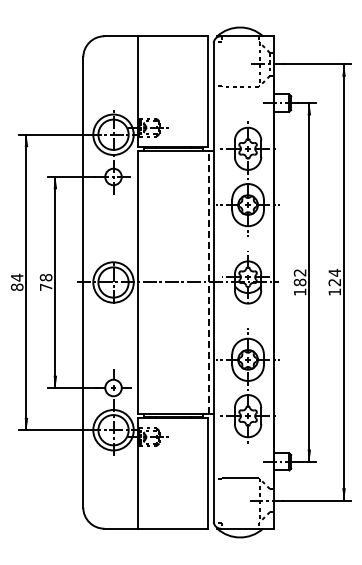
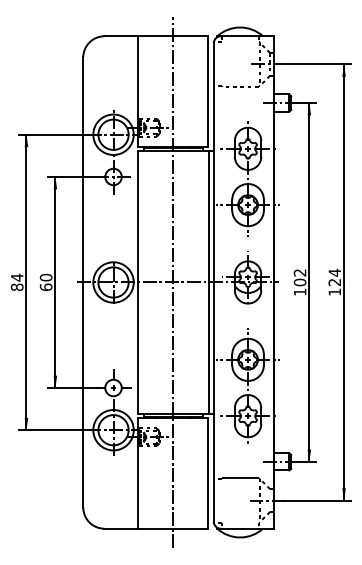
text: 78 -> 60 (45, 281)
line: none -> present (173, 282)
line: dashed -> solid (208, 282)
text: 182 -> 102 (300, 282)
